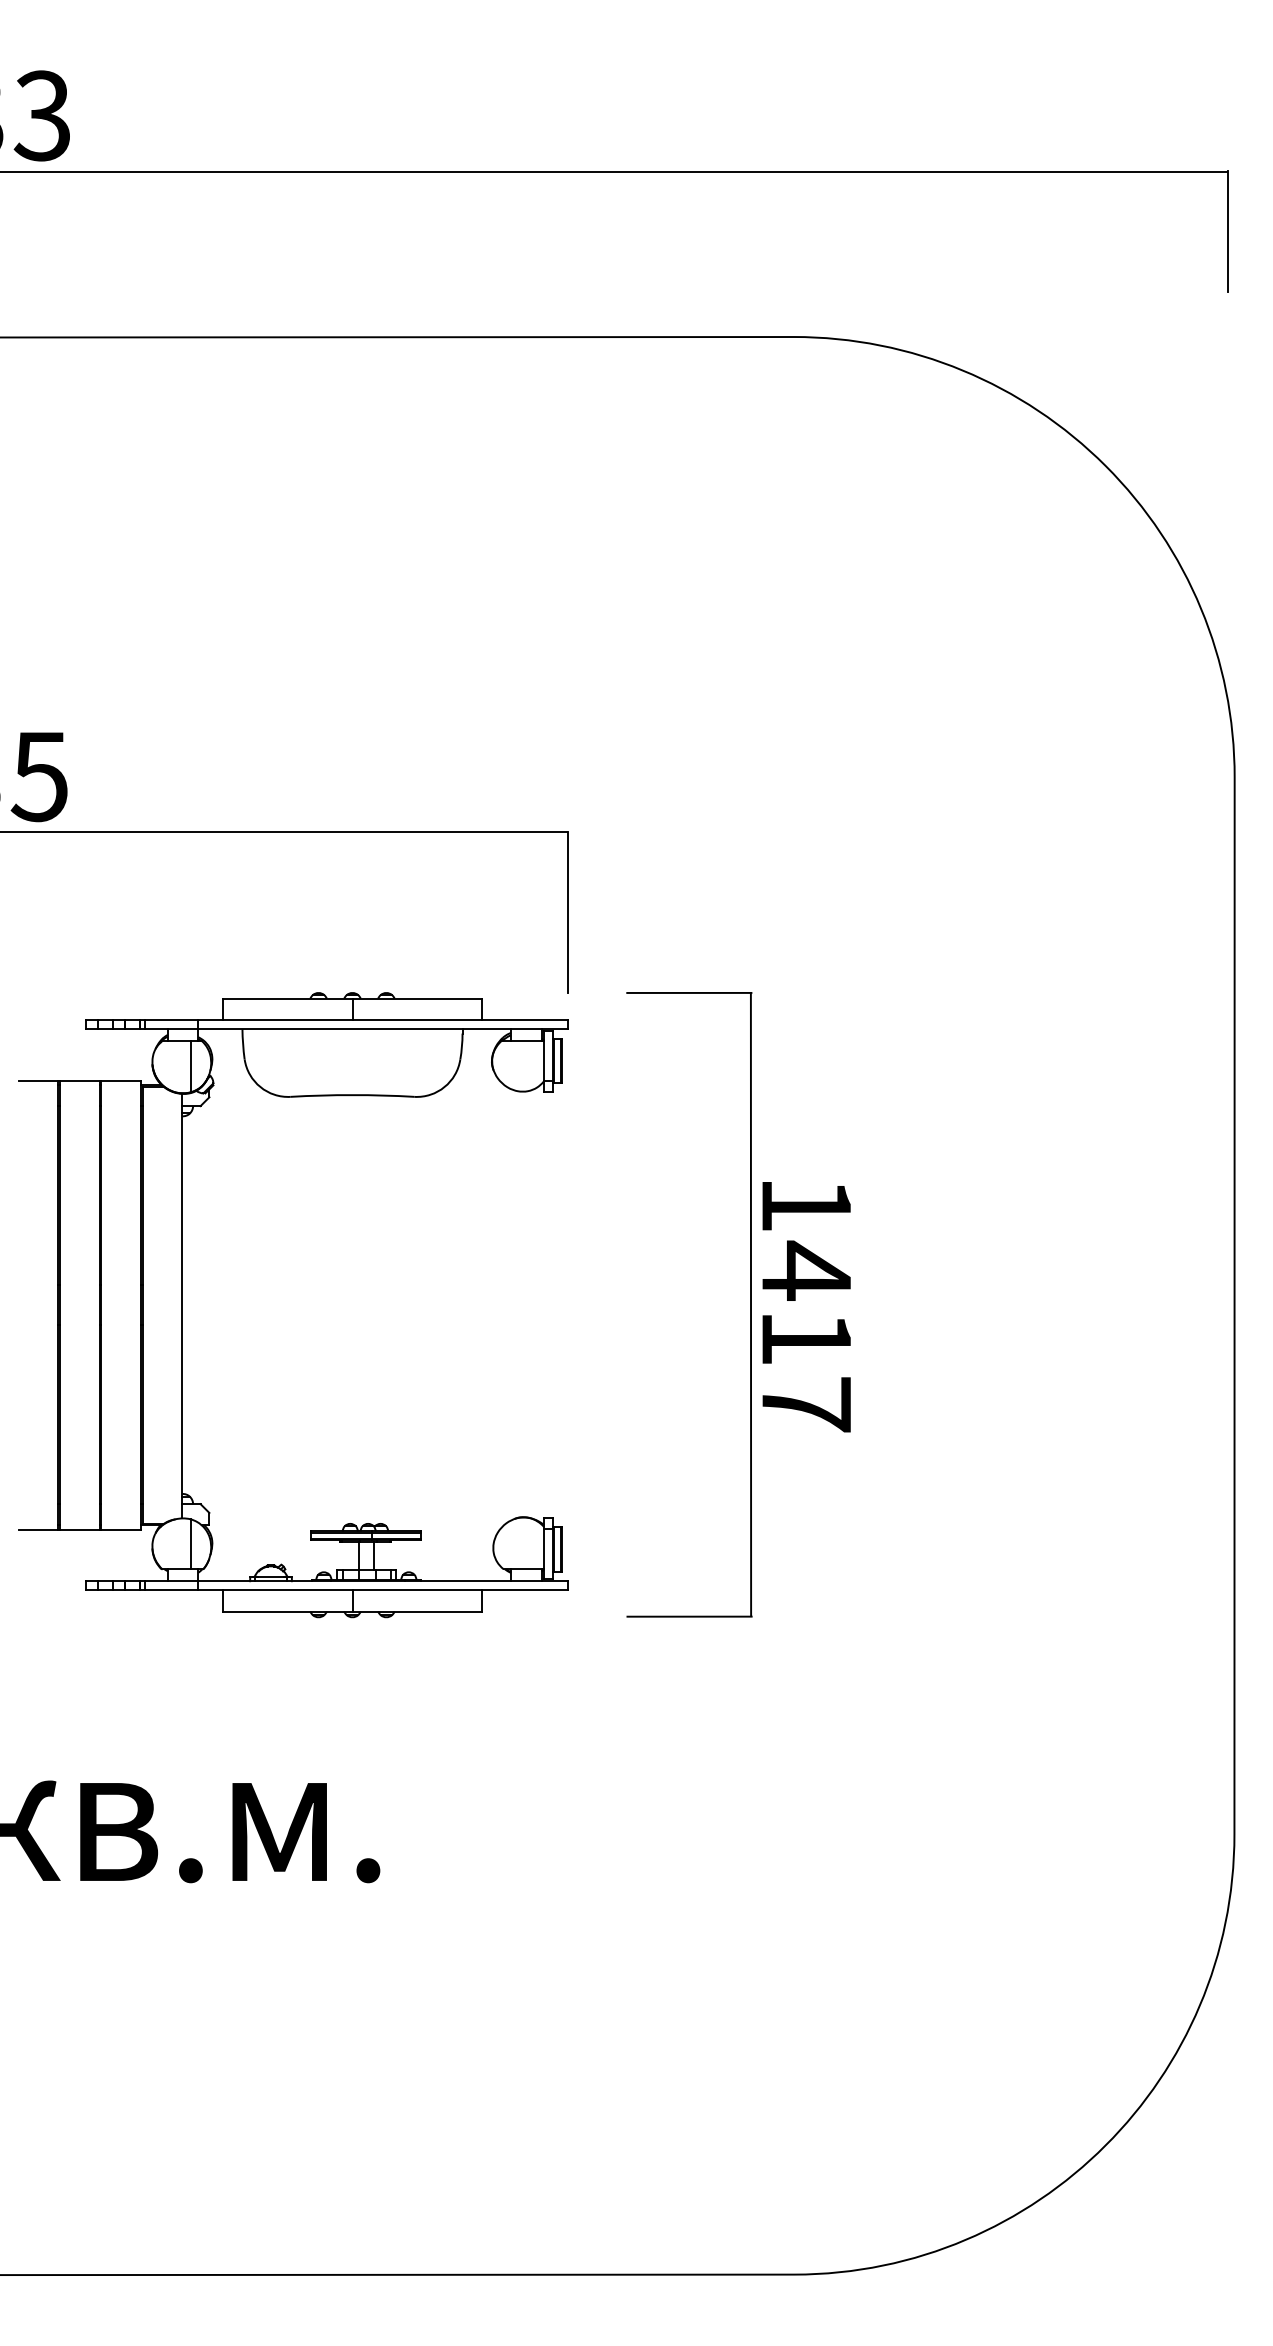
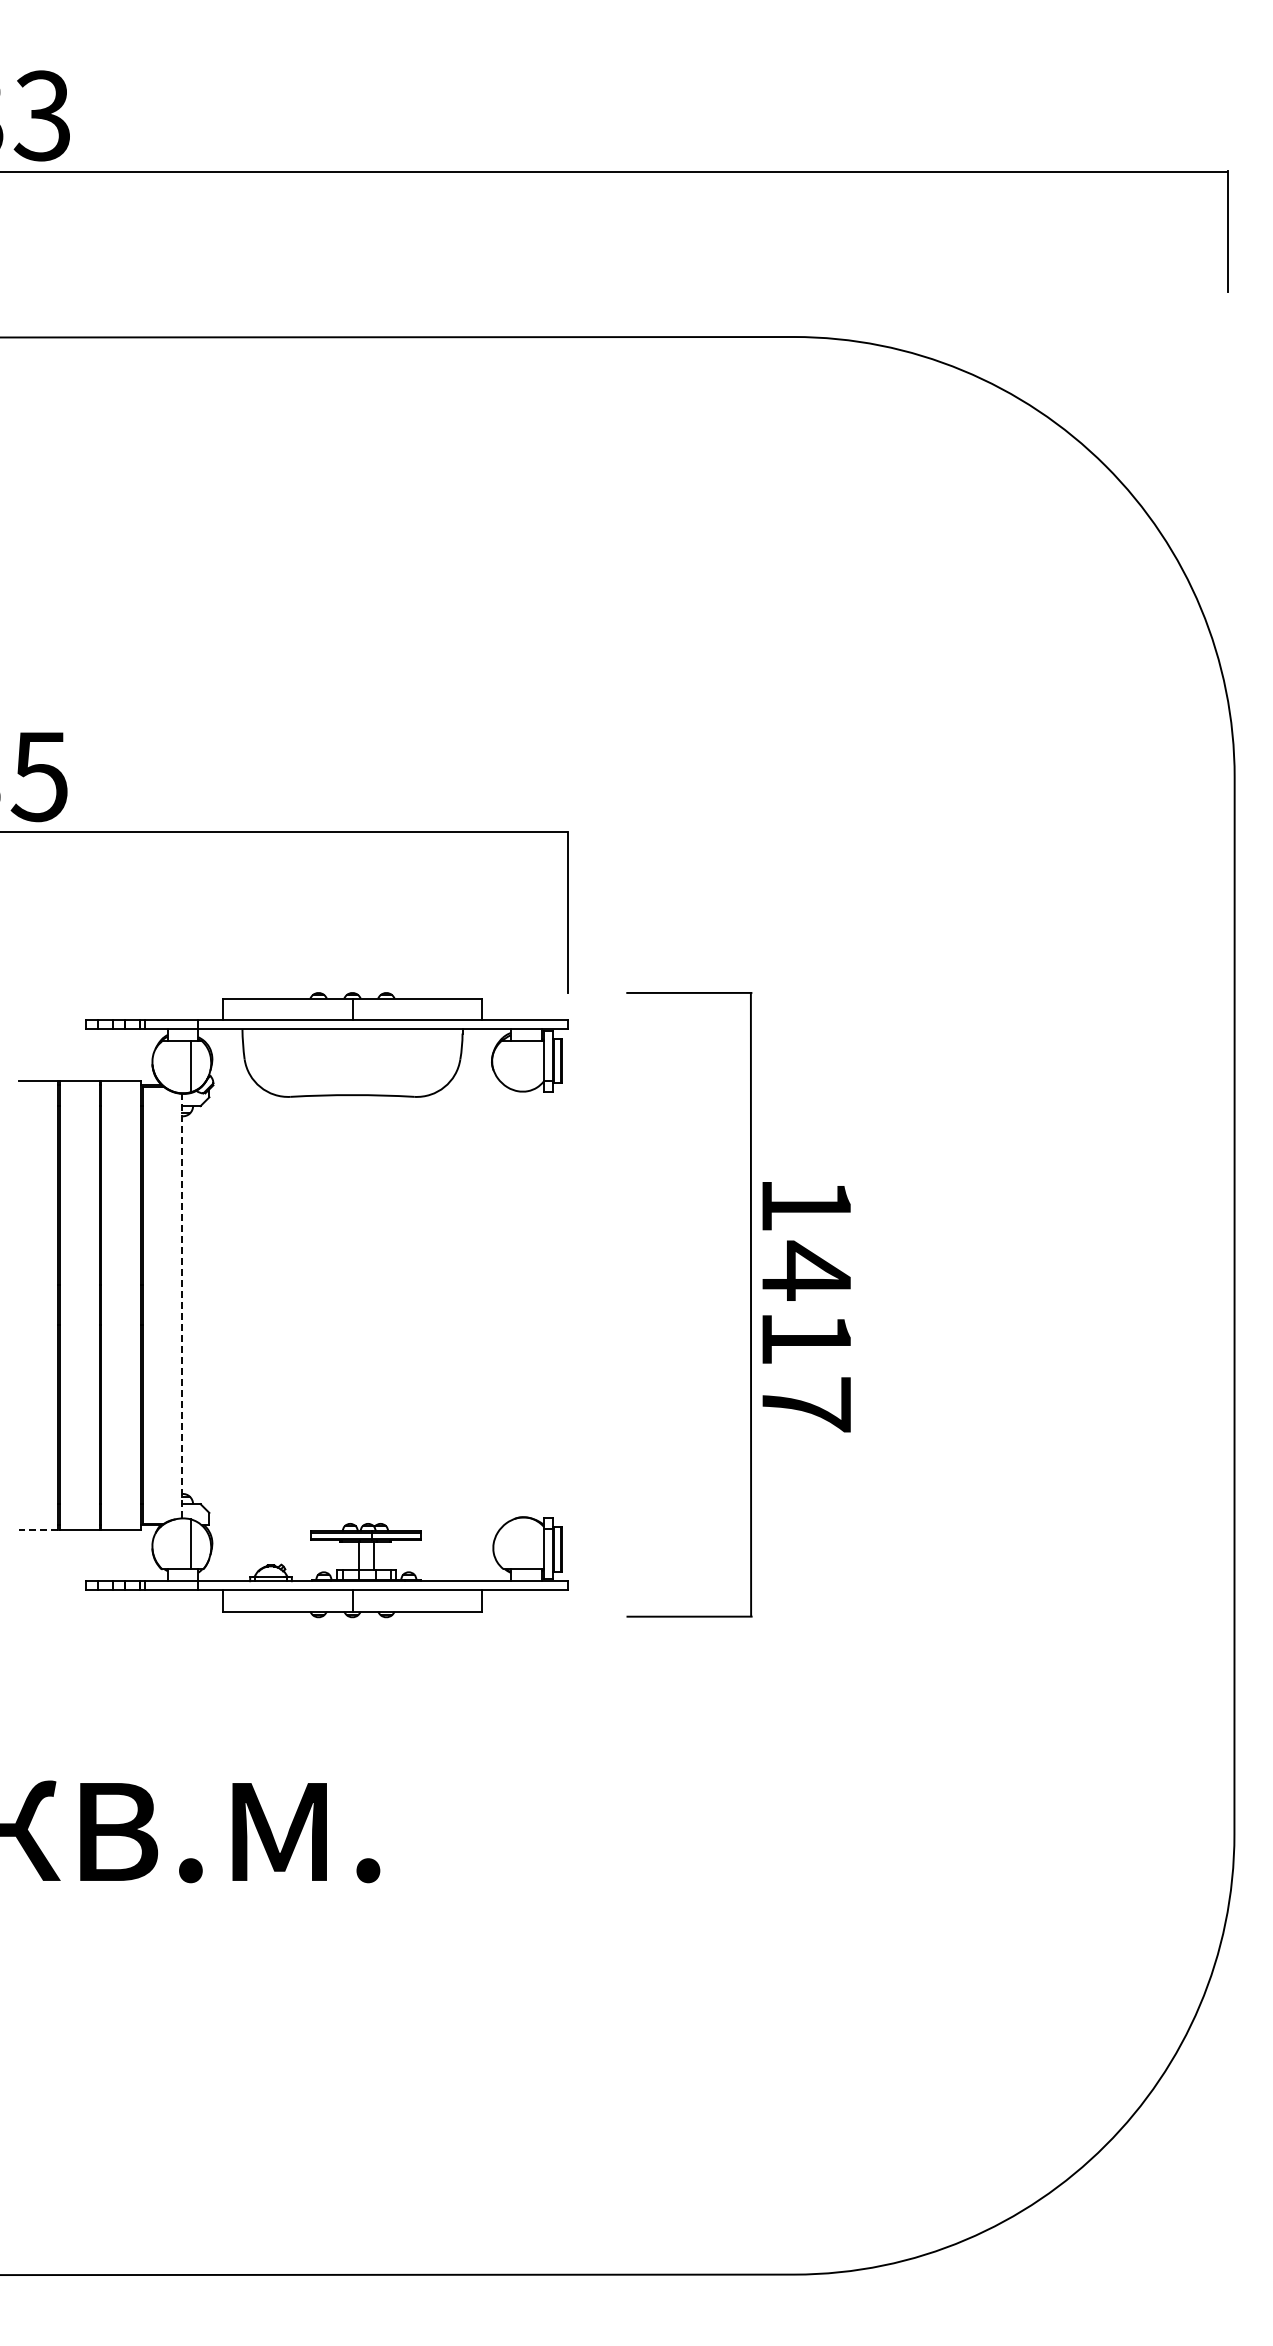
line: solid -> dashed (182, 1305)
line: solid -> dashed (38, 1529)
